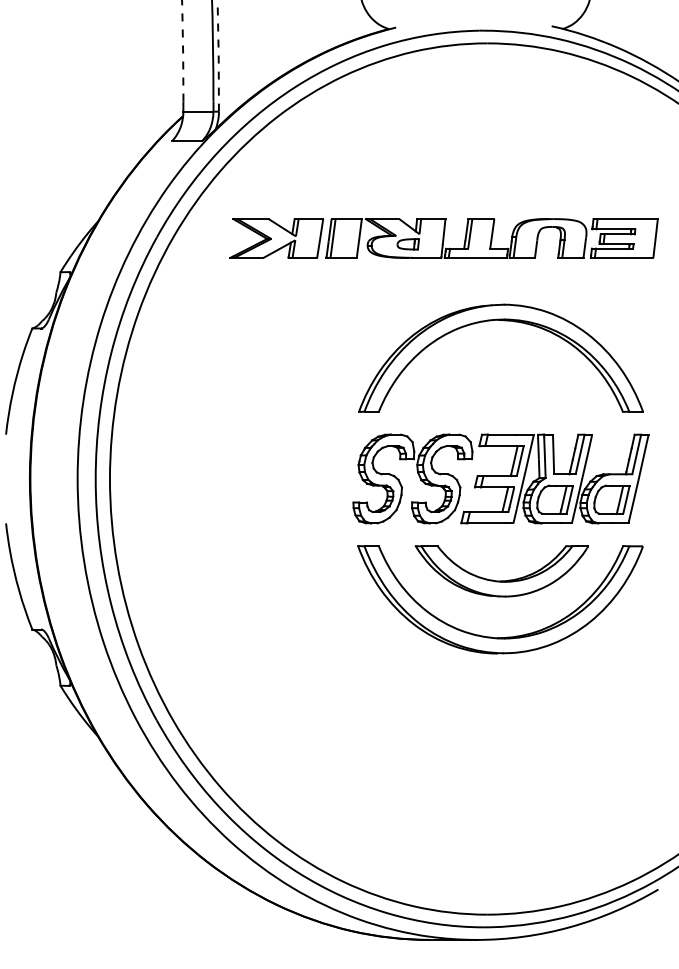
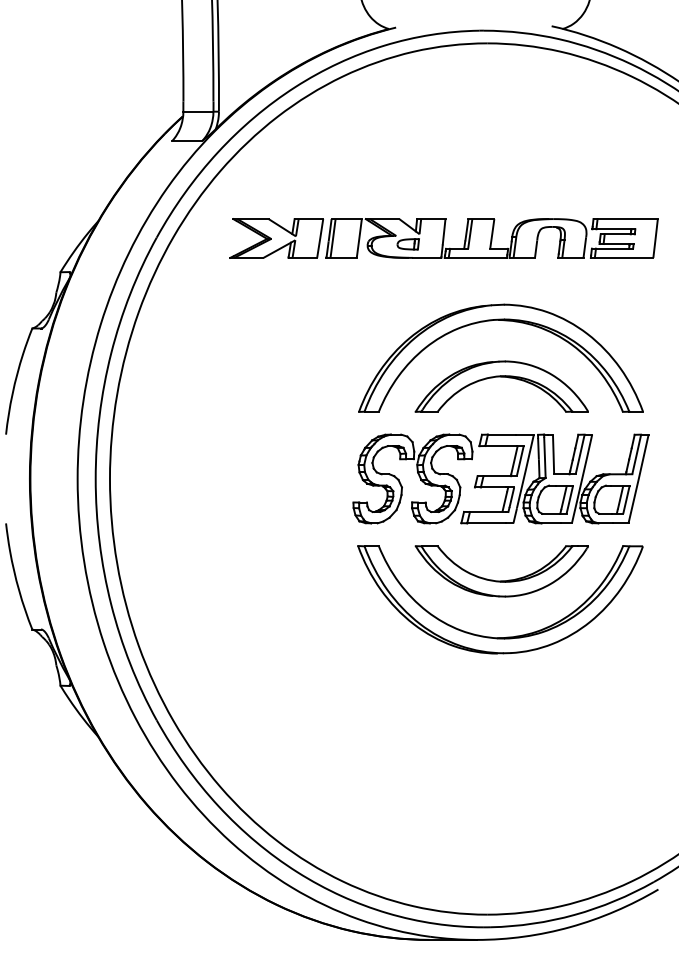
arc: dashed -> solid (183, 50)
arc: dashed -> solid (218, 55)
part: none -> present (501, 377)
